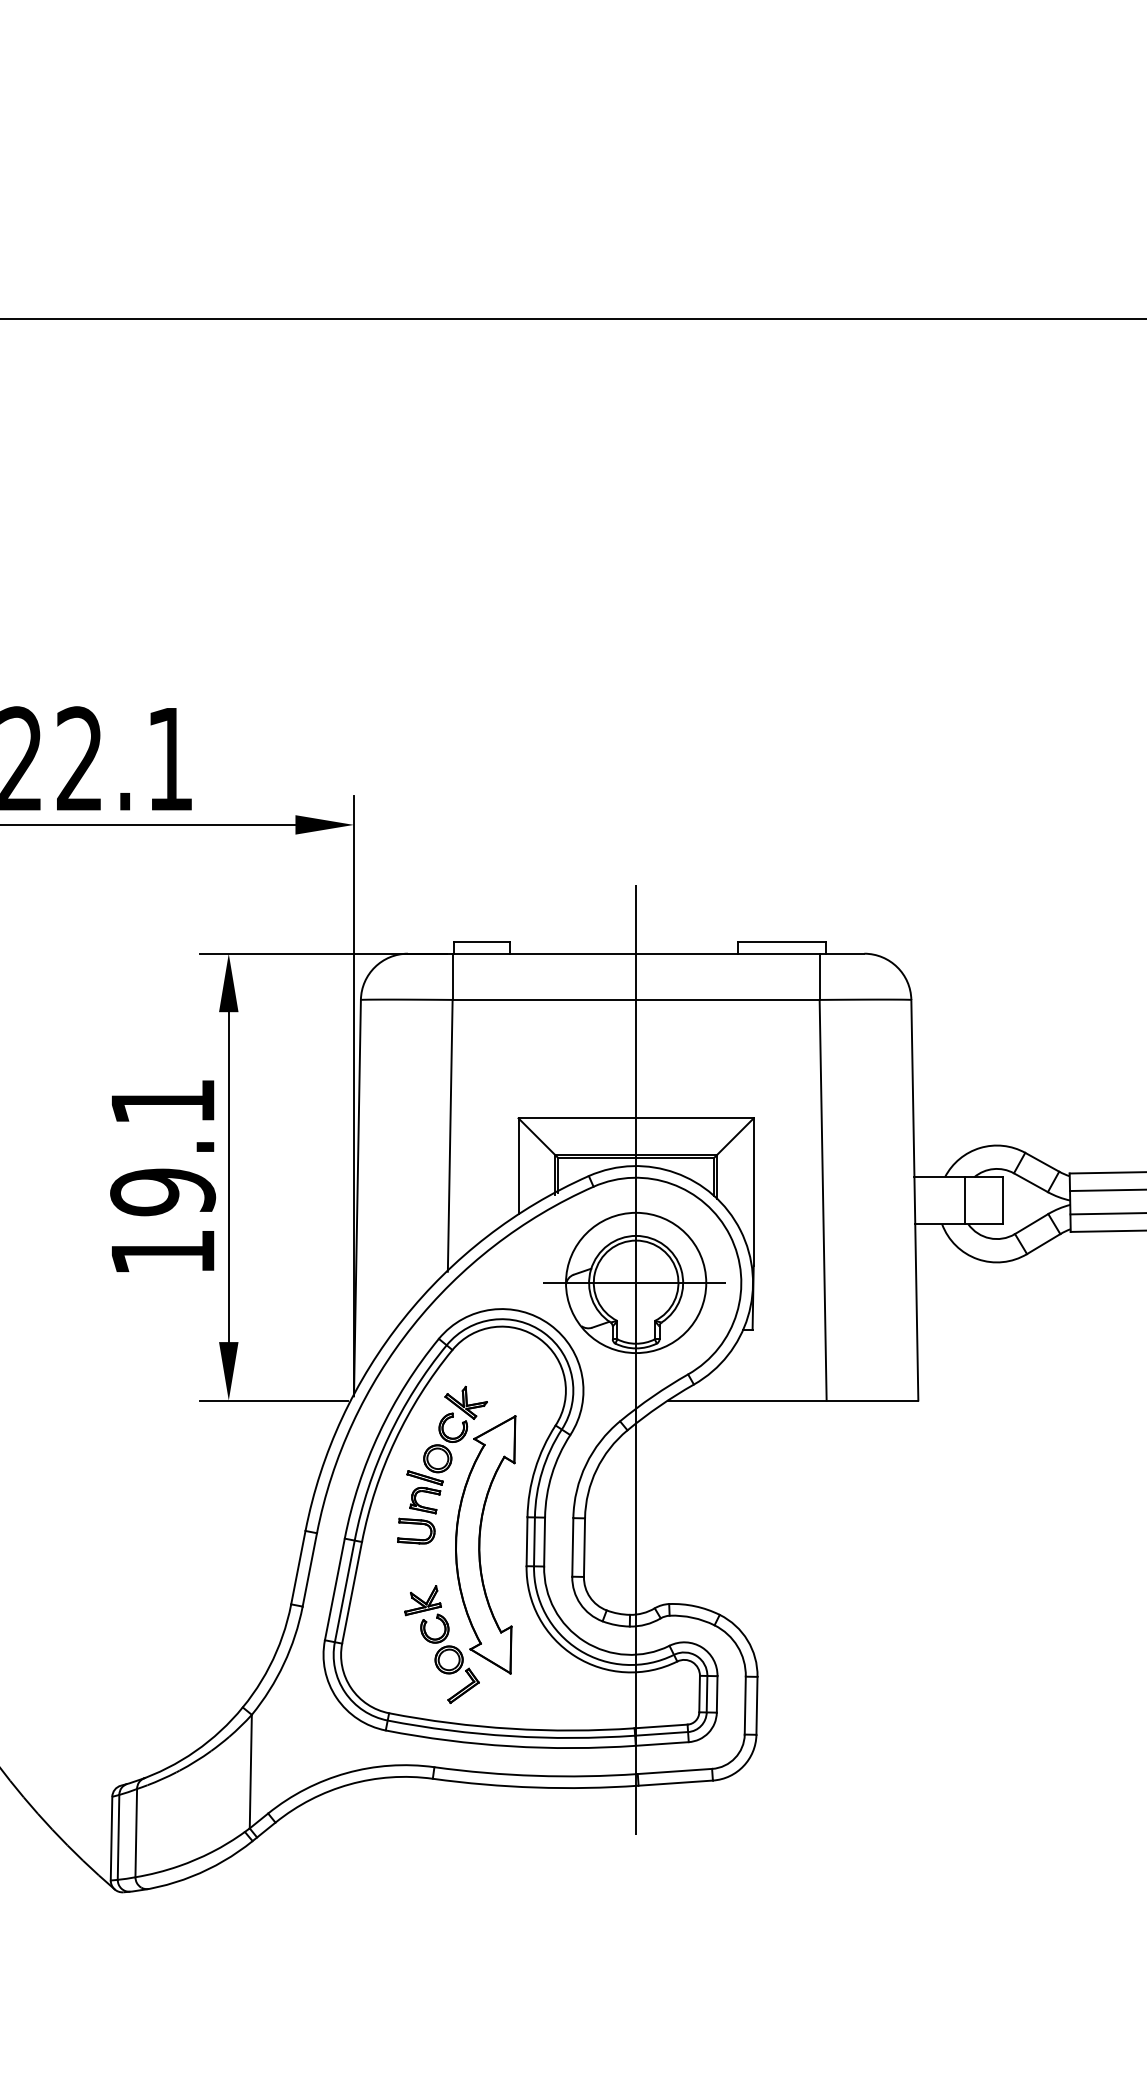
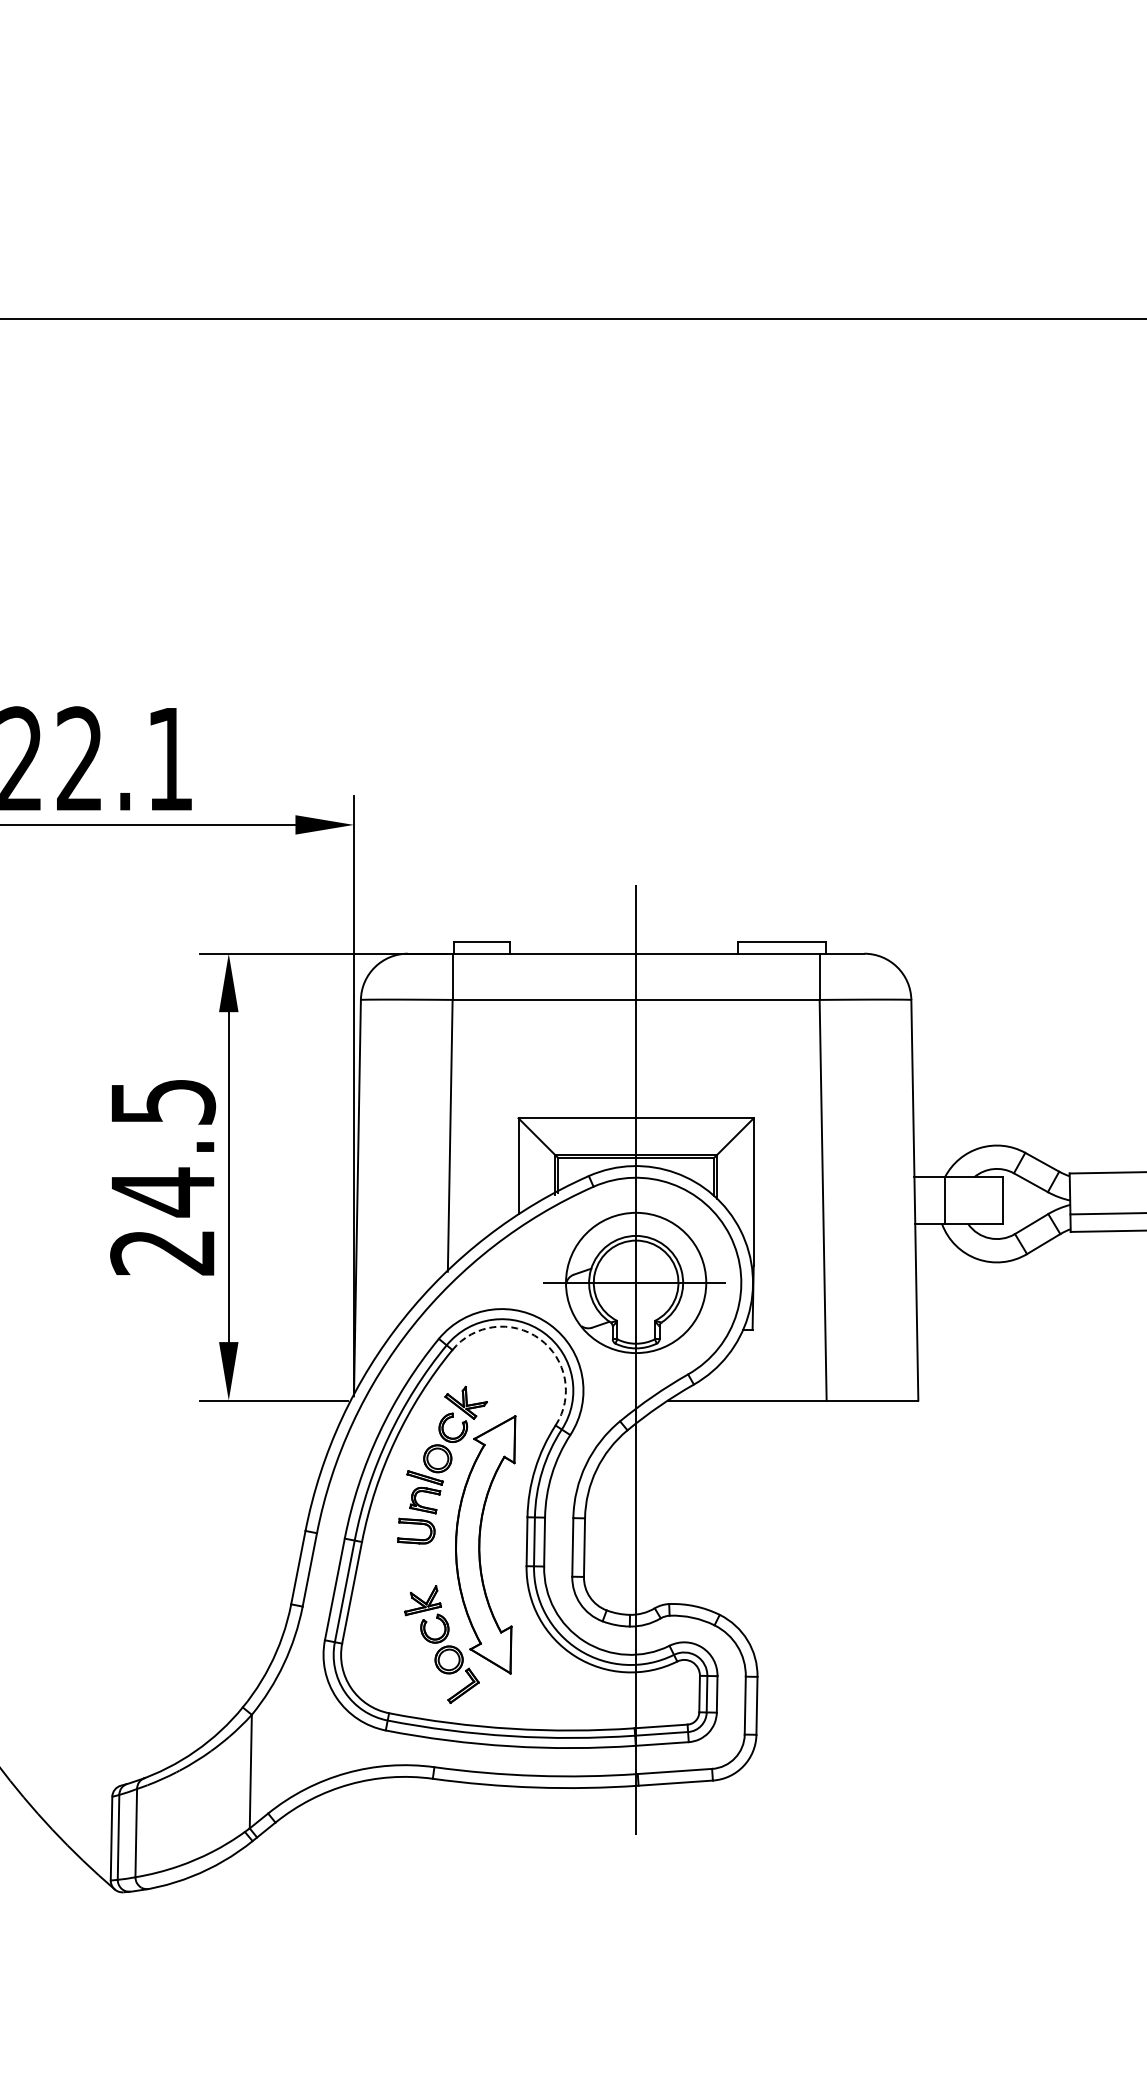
text: 19.1 -> 24.5 (163, 1177)
line: present -> none (1106, 1190)
line position: (964, 1200) -> (944, 1200) (944, 1200)
arc: solid -> dashed (539, 1338)
